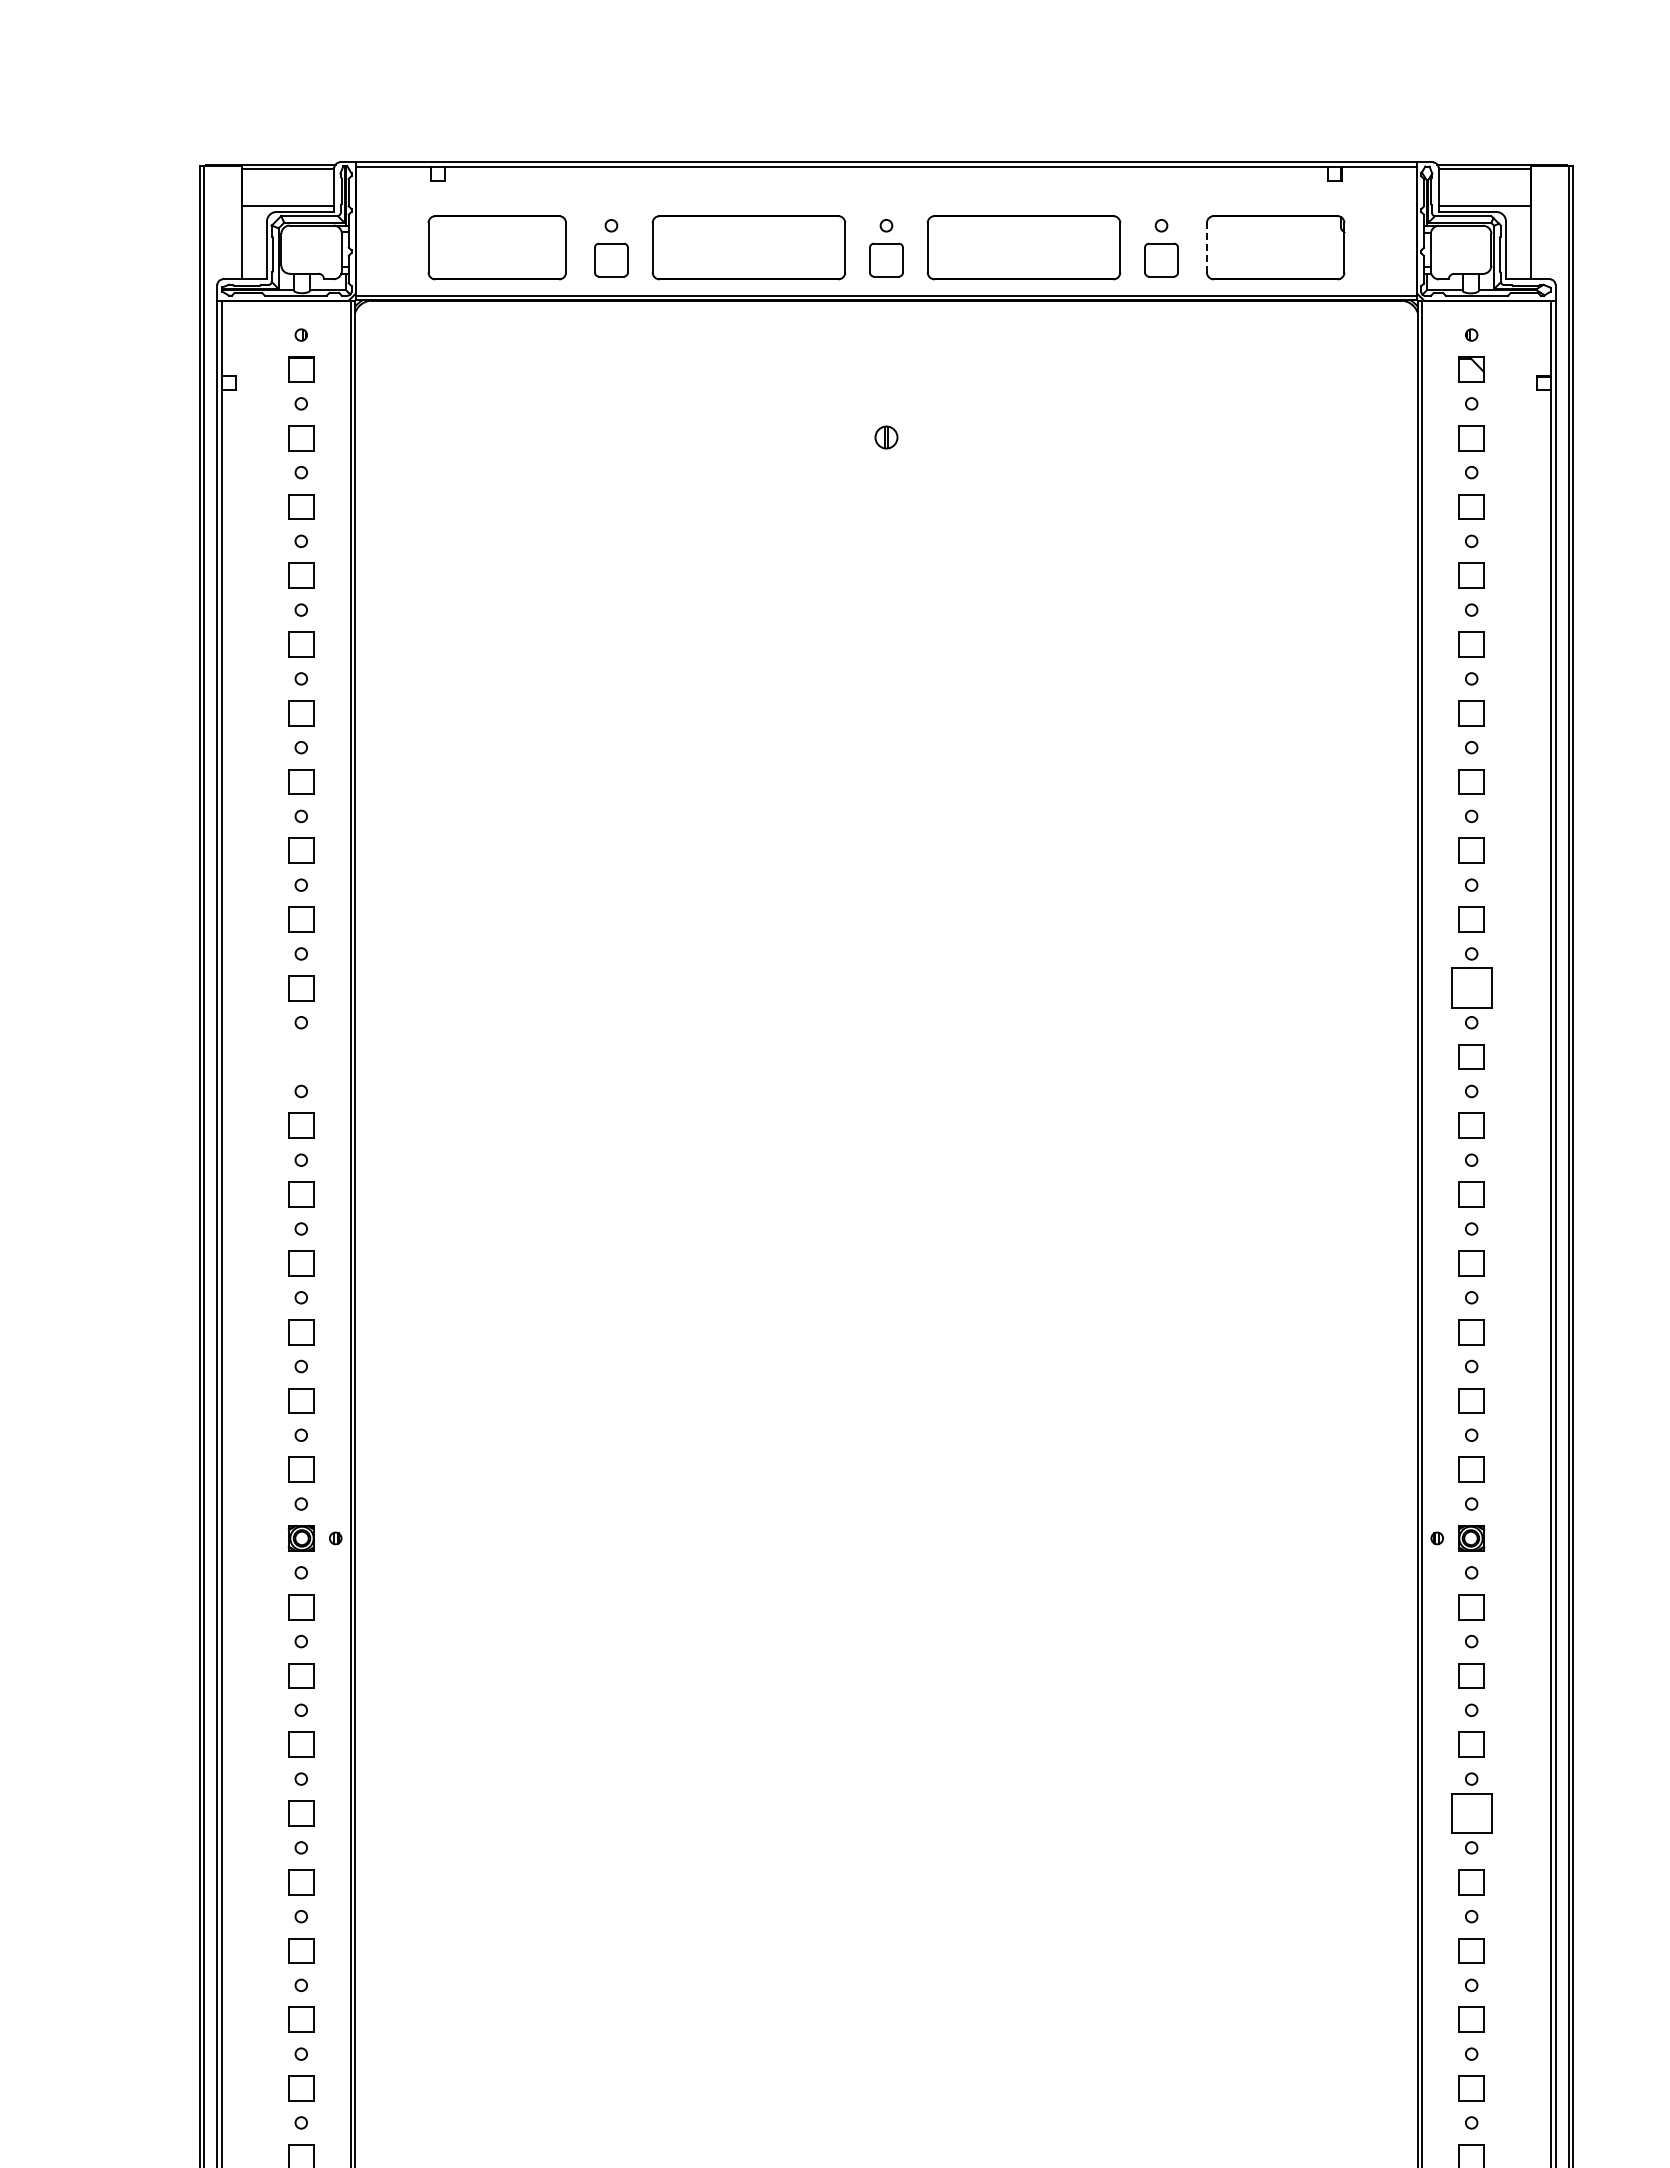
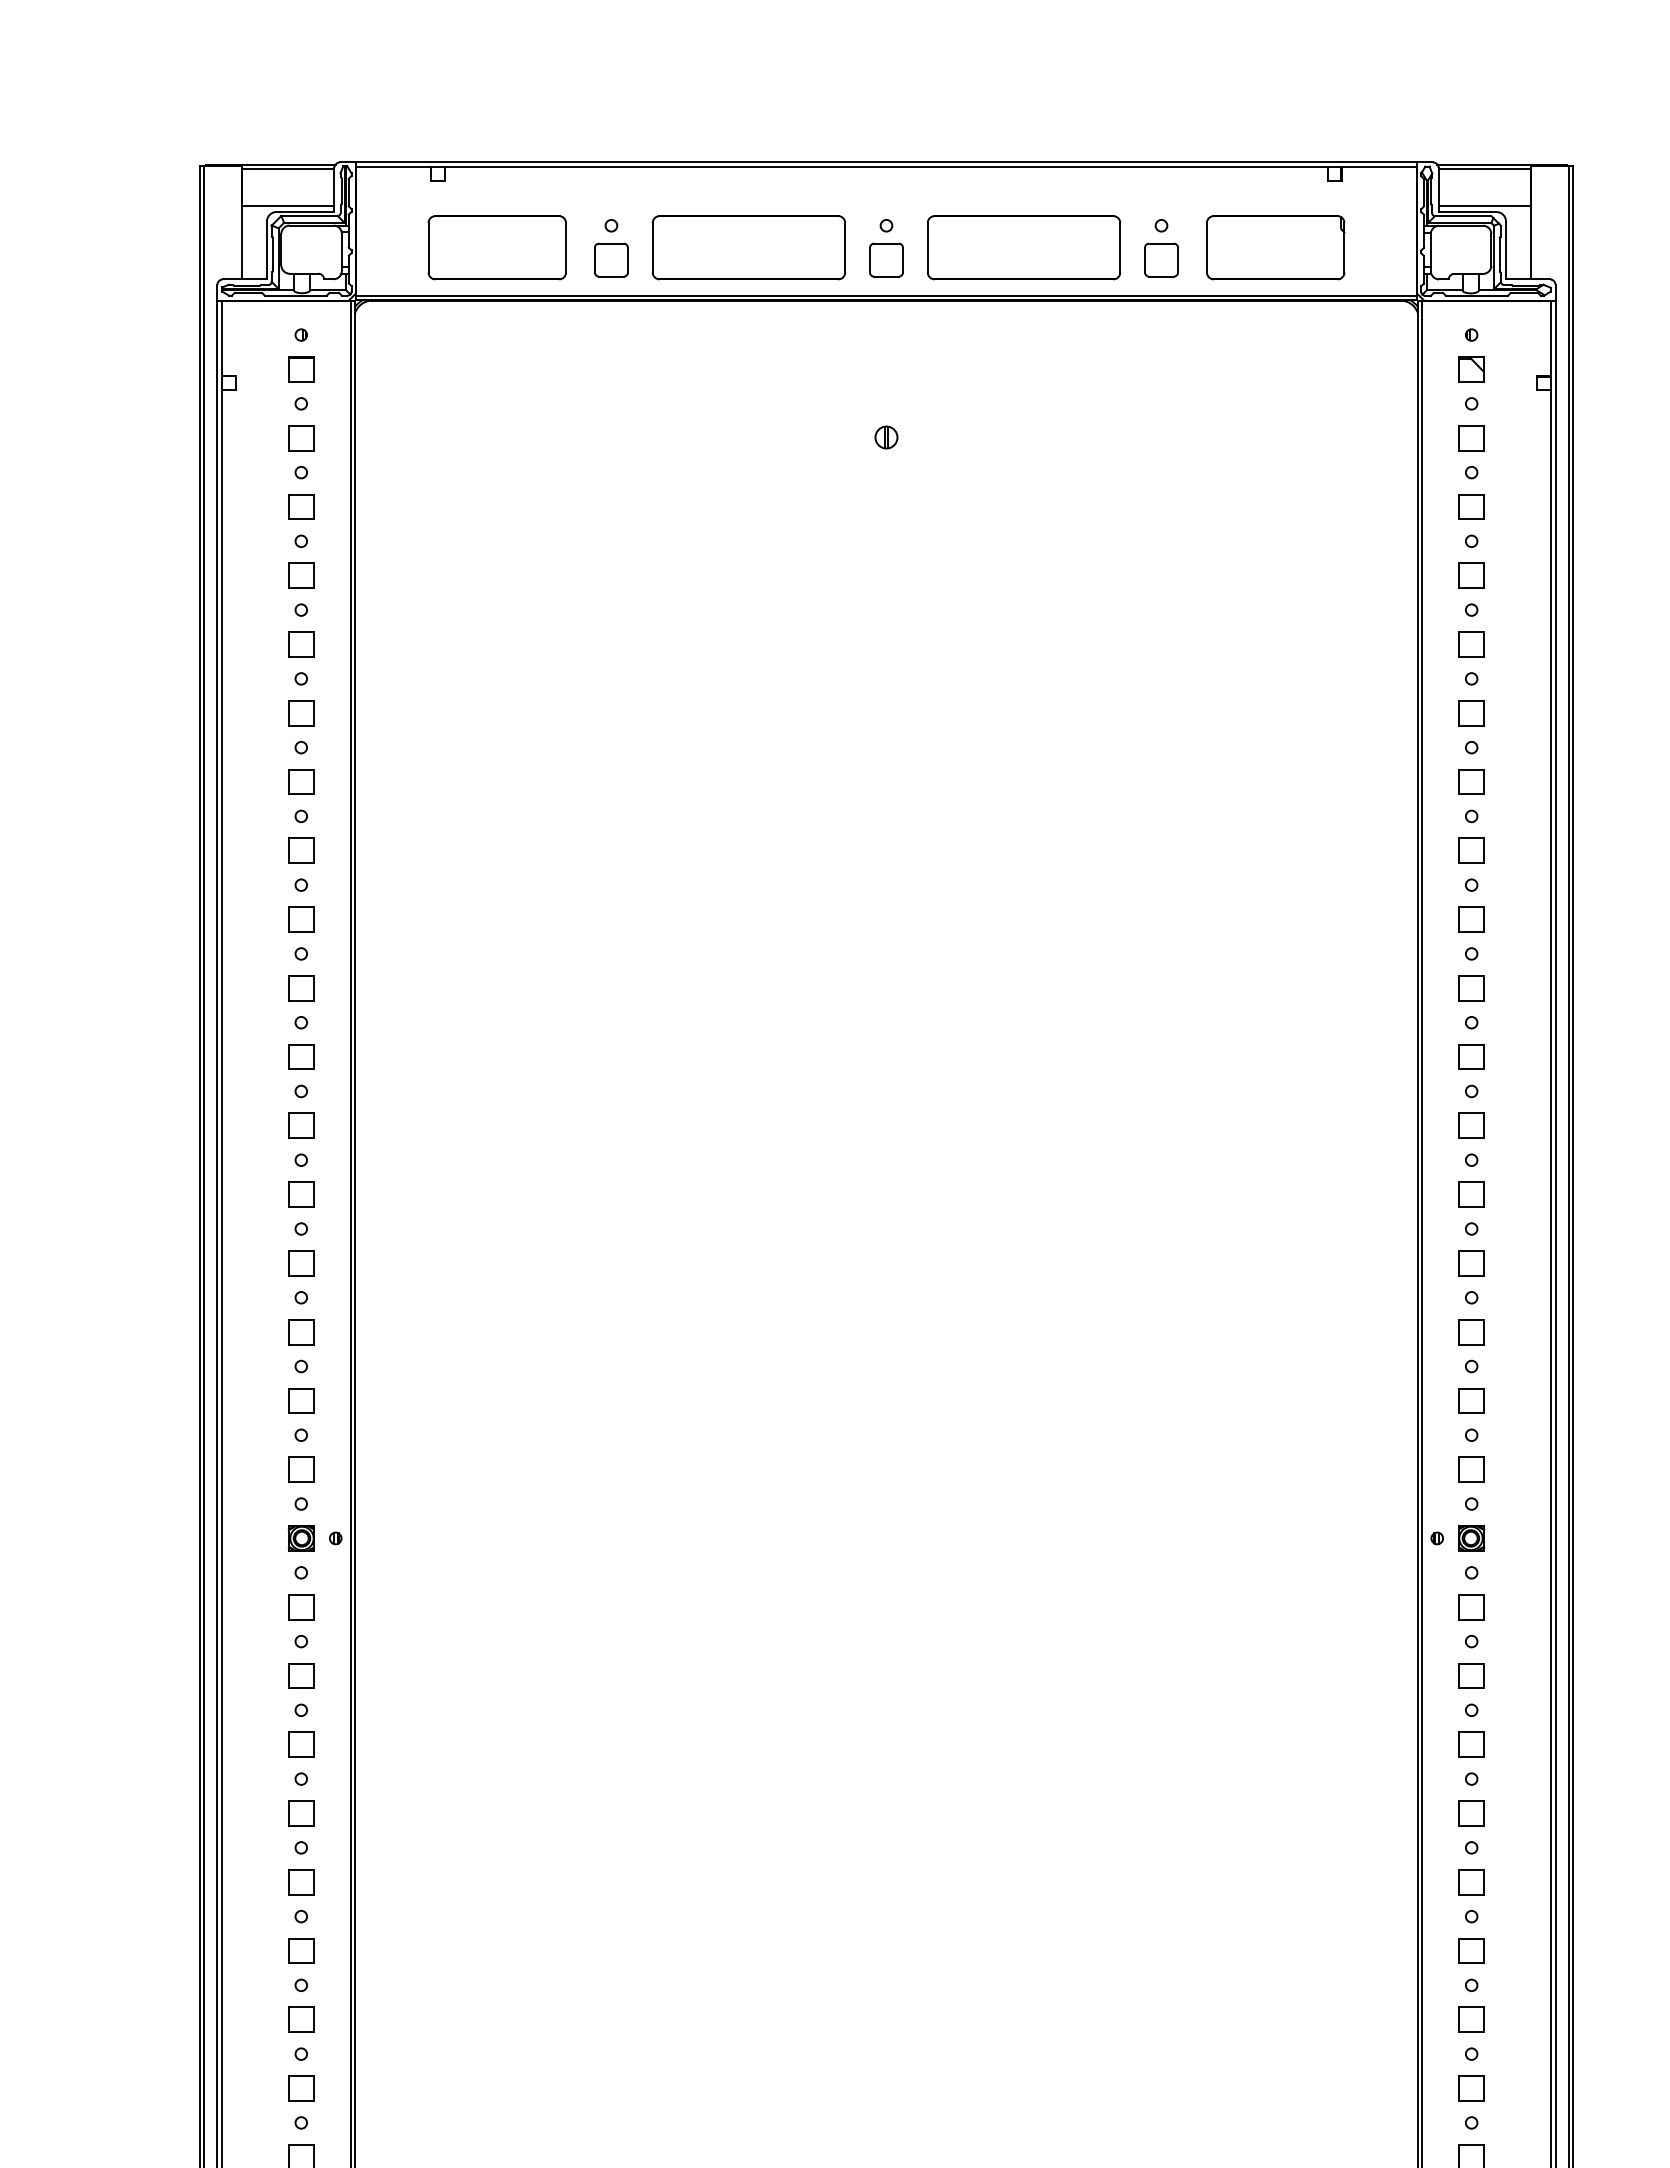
line: dashed -> solid (1206, 247)
part size: 42x42 px -> 27x27 px (1471, 988)
part: none -> present (301, 1056)
part size: 42x41 px -> 27x27 px (1471, 1813)
